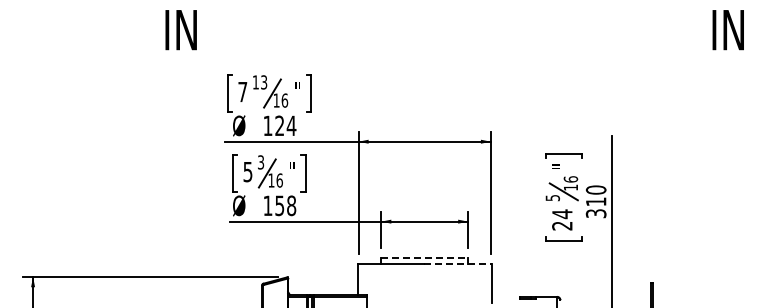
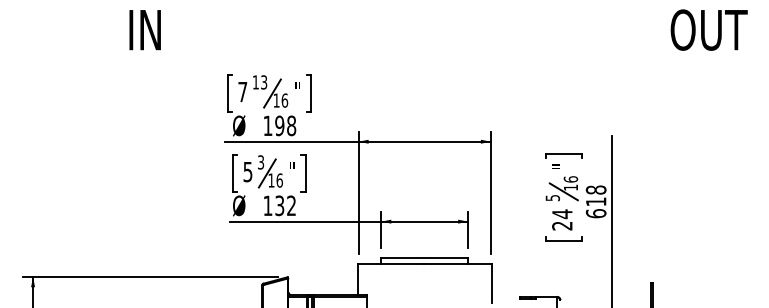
text: IN -> OUT (708, 29)
text position: (180, 30) -> (144, 30) (144, 30)
text: 124 -> 198 (285, 125)
text: 310 -> 618 (595, 201)
text: 158 -> 132 (285, 205)
line: dashed -> solid (425, 257)
line: dashed -> solid (457, 263)
